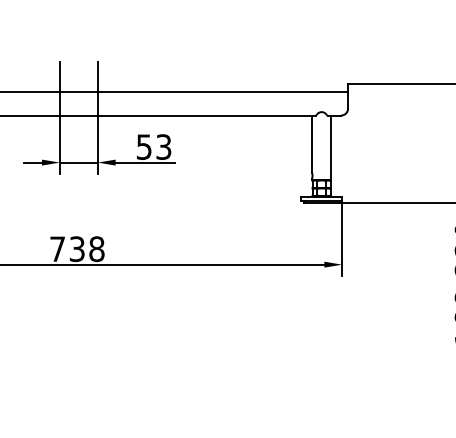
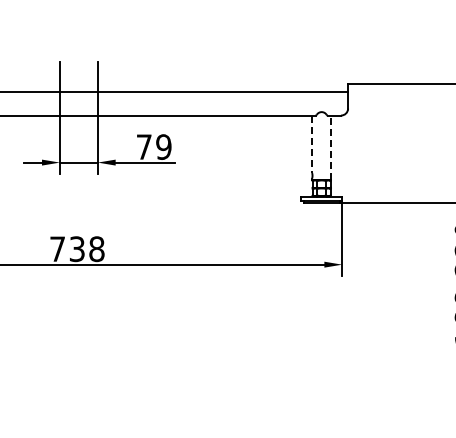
line: solid -> dashed (312, 144)
text: 53 -> 79 (154, 146)
line: solid -> dashed (331, 147)
